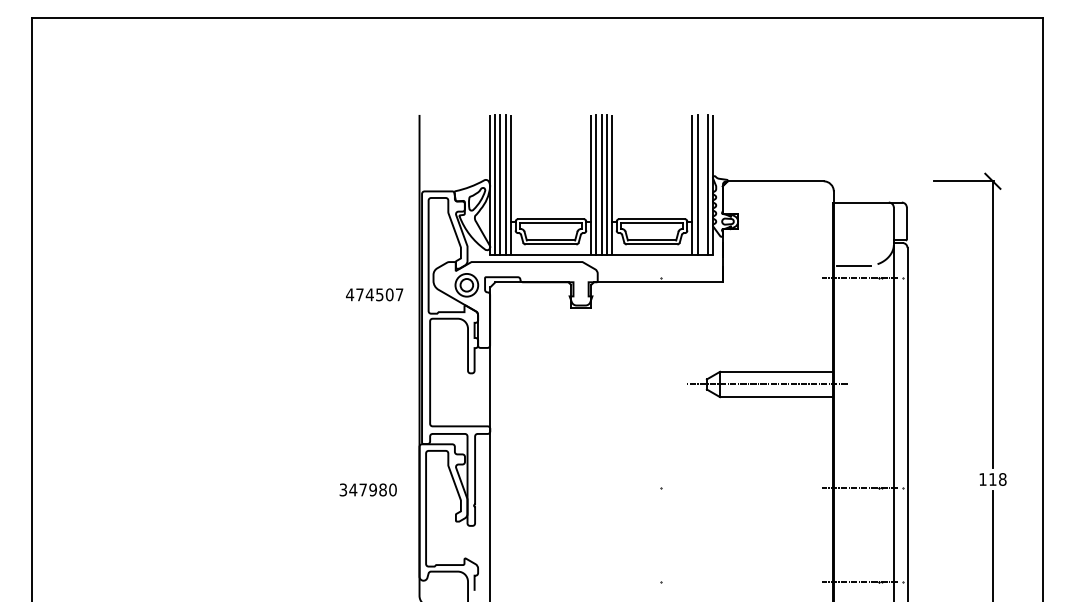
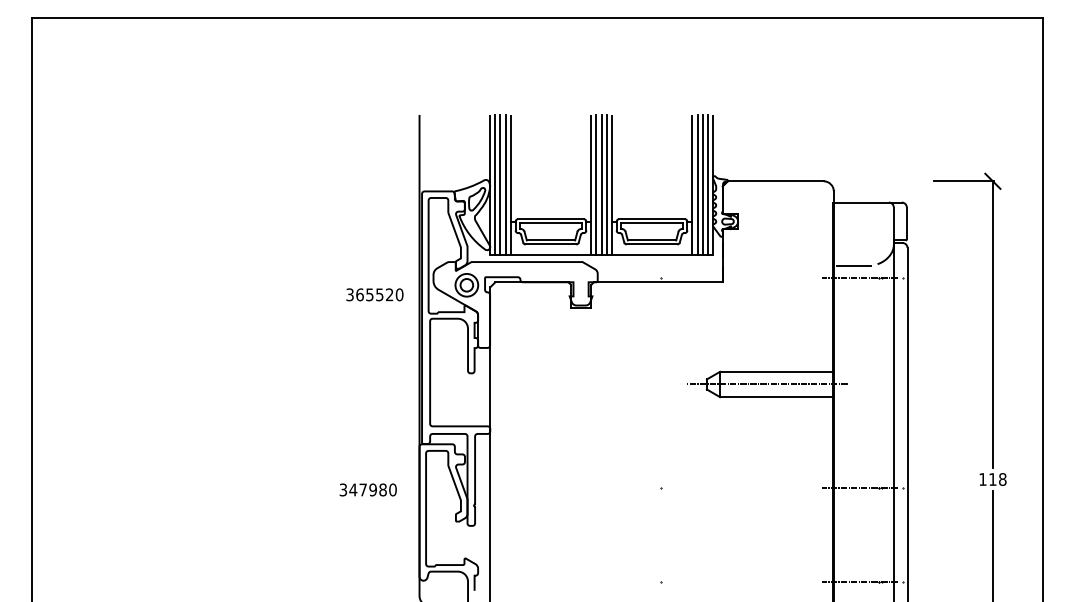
line: none -> present (702, 184)
text: 474507 -> 365520 (374, 294)
